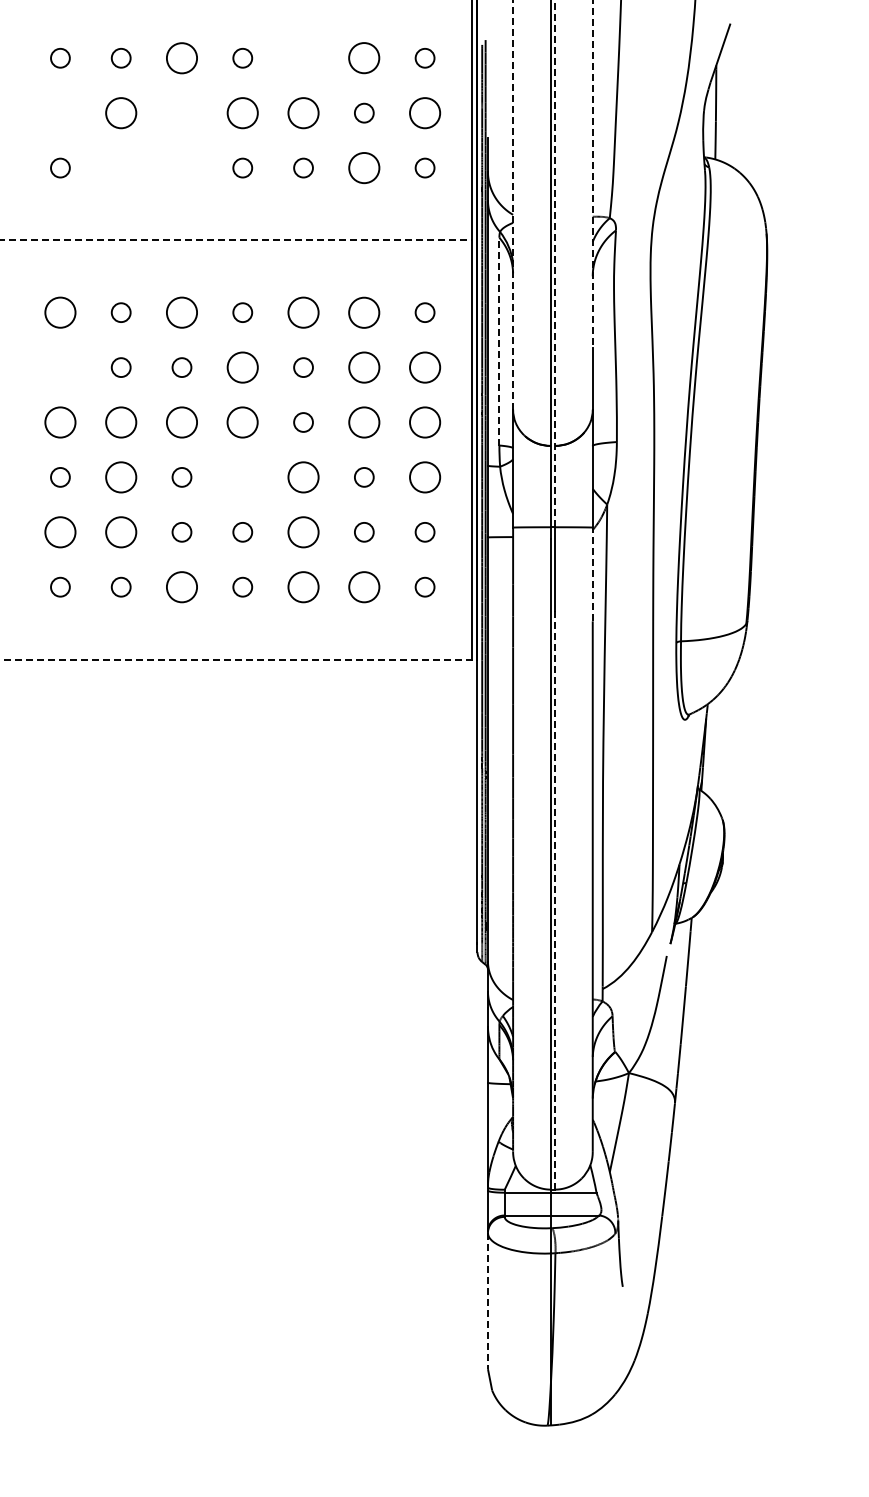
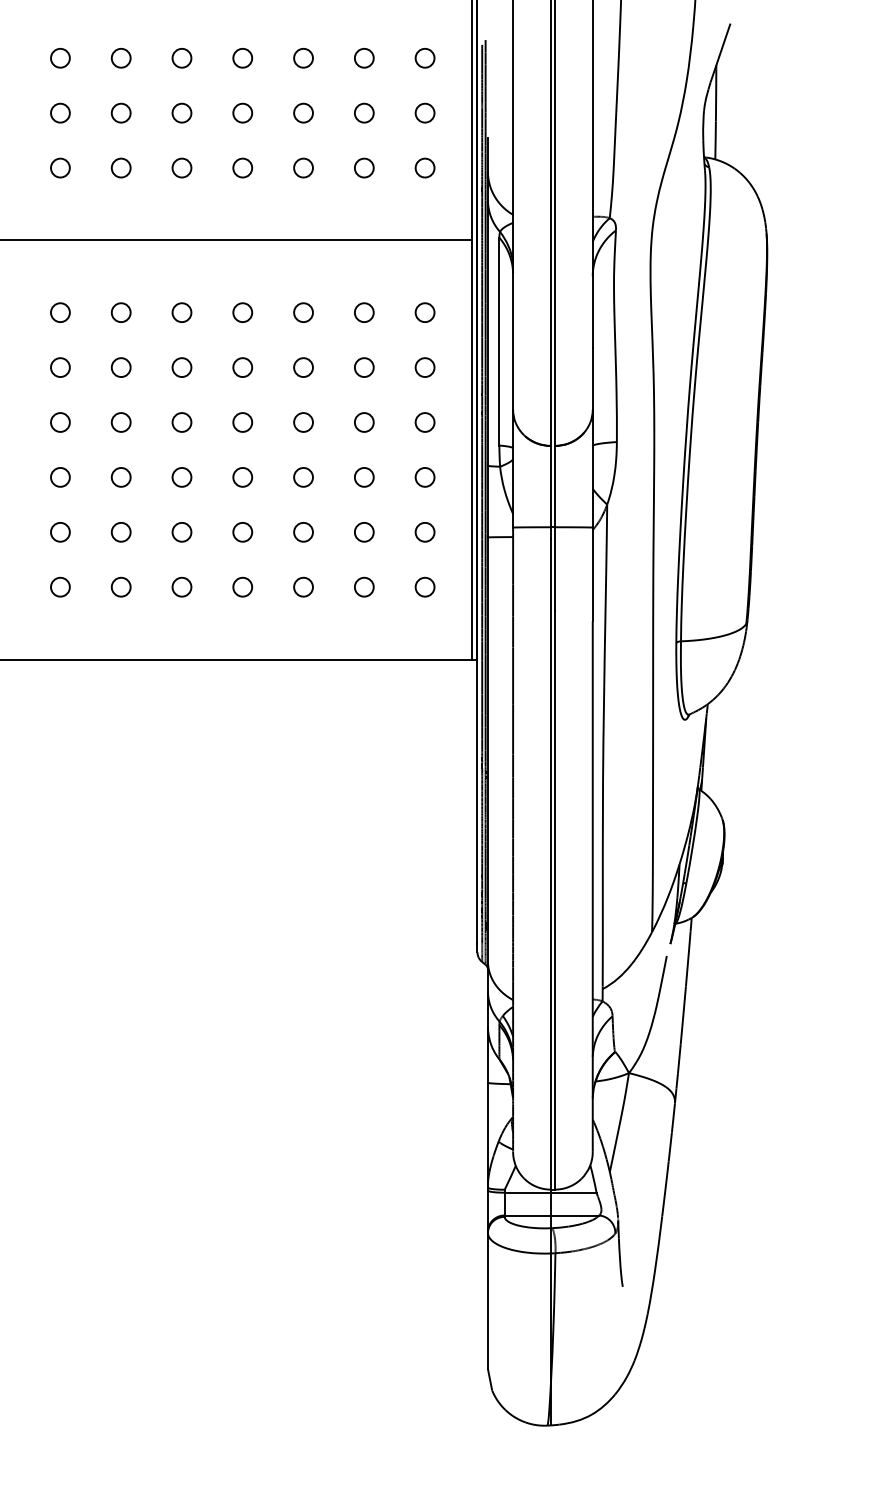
circle diameter: 30 px -> 19 px (181, 57)
circle: none -> present (303, 58)
circle size: 33x33 px -> 21x21 px (364, 58)
circle: none -> present (60, 112)
circle: none -> present (181, 112)
circle diameter: 30 px -> 19 px (120, 112)
circle diameter: 30 px -> 19 px (242, 112)
circle diameter: 30 px -> 19 px (303, 112)
circle diameter: 30 px -> 19 px (424, 112)
circle: none -> present (120, 167)
circle: none -> present (181, 167)
circle diameter: 30 px -> 19 px (363, 167)
line: dashed -> solid (592, 174)
line: dashed -> solid (513, 204)
line: dashed -> solid (236, 240)
line: dashed -> solid (555, 263)
circle diameter: 30 px -> 19 px (60, 312)
circle diameter: 30 px -> 19 px (181, 312)
circle diameter: 30 px -> 19 px (303, 312)
circle size: 33x33 px -> 21x21 px (364, 312)
line: dashed -> solid (499, 341)
circle: none -> present (60, 367)
circle diameter: 30 px -> 19 px (242, 367)
circle diameter: 30 px -> 19 px (363, 367)
circle diameter: 30 px -> 19 px (424, 367)
circle diameter: 30 px -> 19 px (60, 422)
circle diameter: 30 px -> 19 px (120, 422)
circle diameter: 30 px -> 19 px (181, 422)
circle size: 33x33 px -> 22x21 px (242, 422)
circle diameter: 30 px -> 19 px (363, 422)
circle diameter: 30 px -> 19 px (424, 422)
circle diameter: 30 px -> 19 px (120, 476)
circle: none -> present (242, 477)
circle diameter: 30 px -> 19 px (303, 476)
circle diameter: 30 px -> 19 px (424, 476)
circle diameter: 30 px -> 19 px (60, 531)
circle diameter: 30 px -> 19 px (120, 531)
circle diameter: 30 px -> 19 px (303, 531)
line: dashed -> solid (592, 574)
circle diameter: 30 px -> 19 px (181, 586)
circle diameter: 30 px -> 19 px (303, 586)
circle diameter: 30 px -> 19 px (363, 586)
line: dashed -> solid (239, 659)
line: dashed -> solid (555, 899)
line: dashed -> solid (487, 1301)
